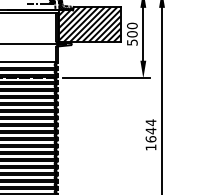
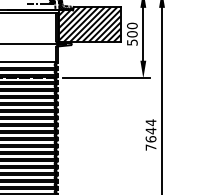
text: 1644 -> 7644 (150, 147)
